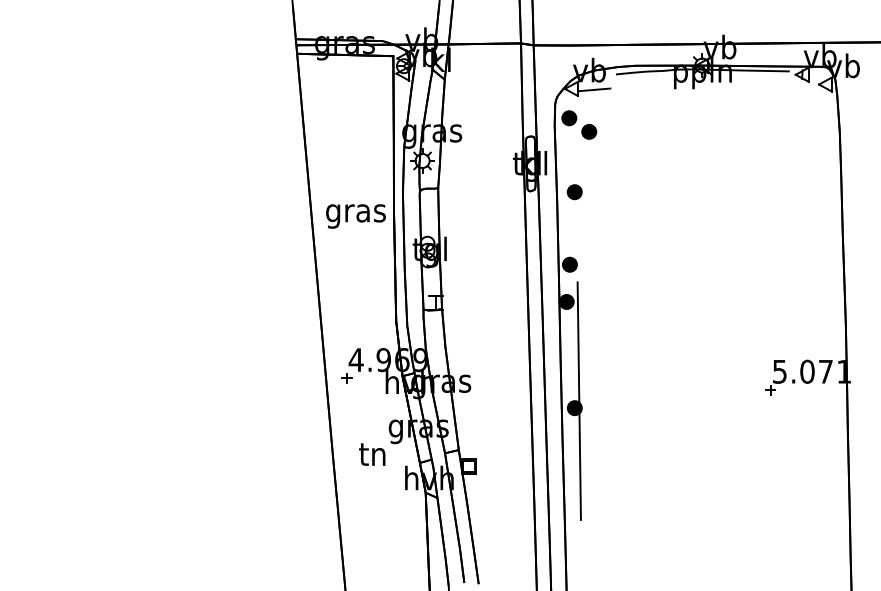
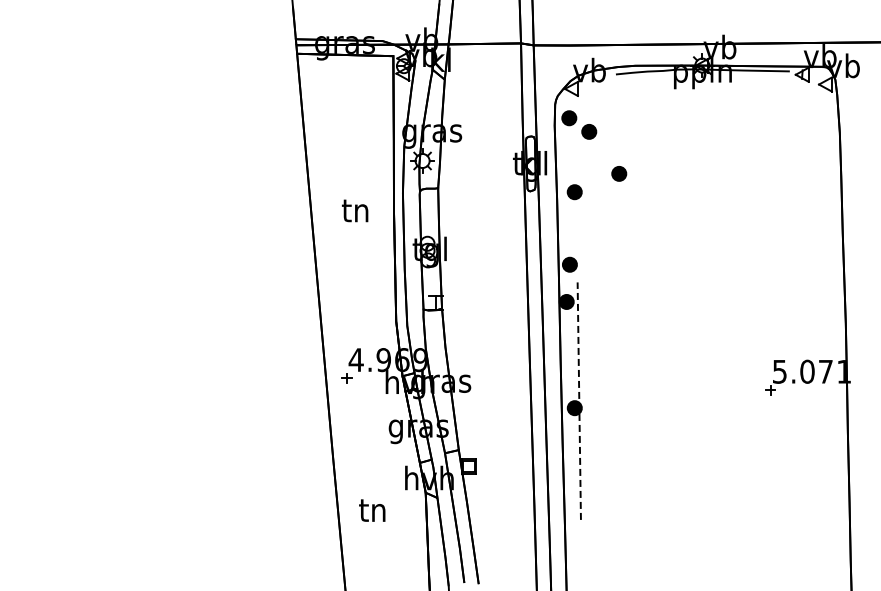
line: present -> none (594, 89)
part: none -> present (619, 173)
text: gras -> tn (355, 213)
line: solid -> dashed (579, 401)
text position: (372, 454) -> (372, 510) (372, 510)
